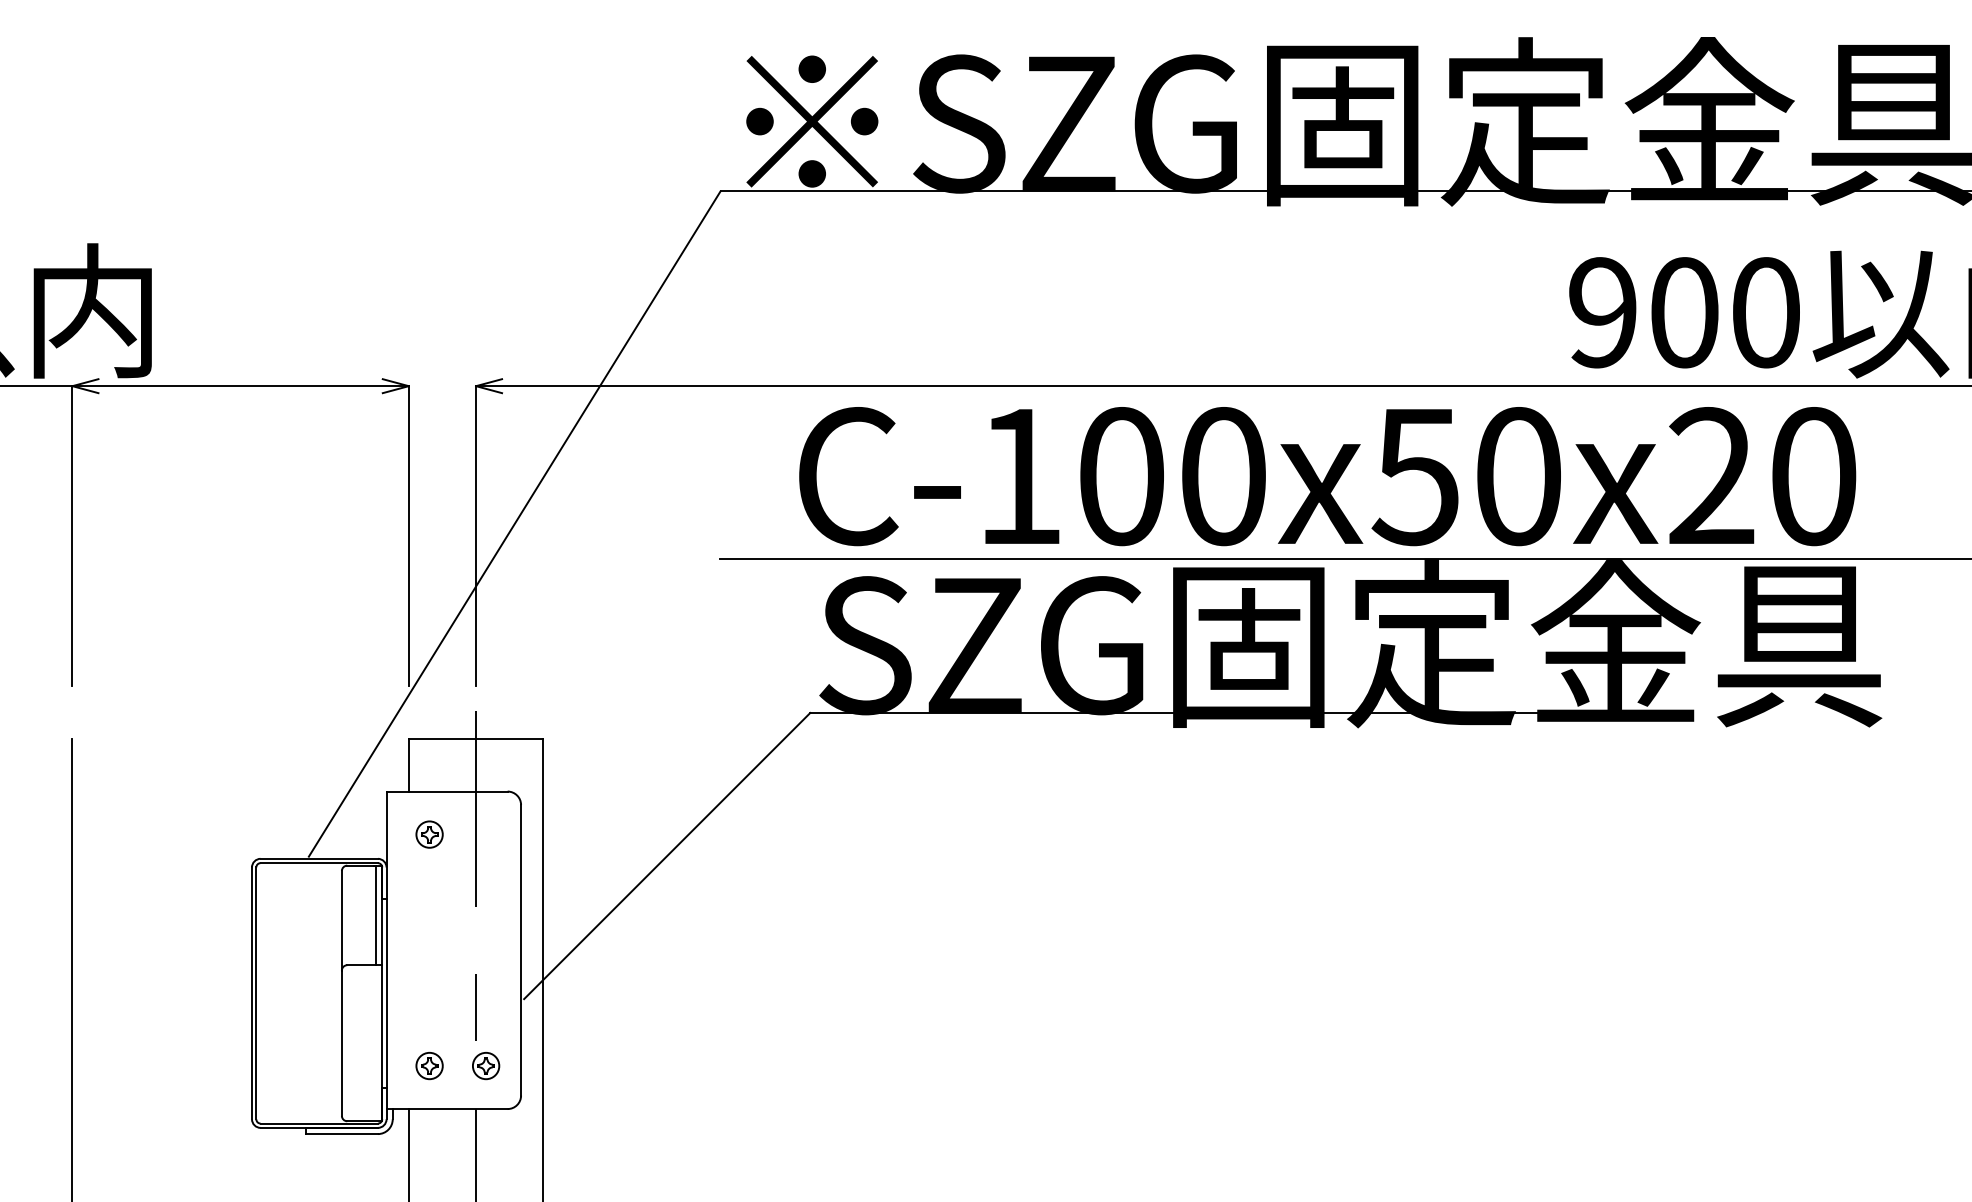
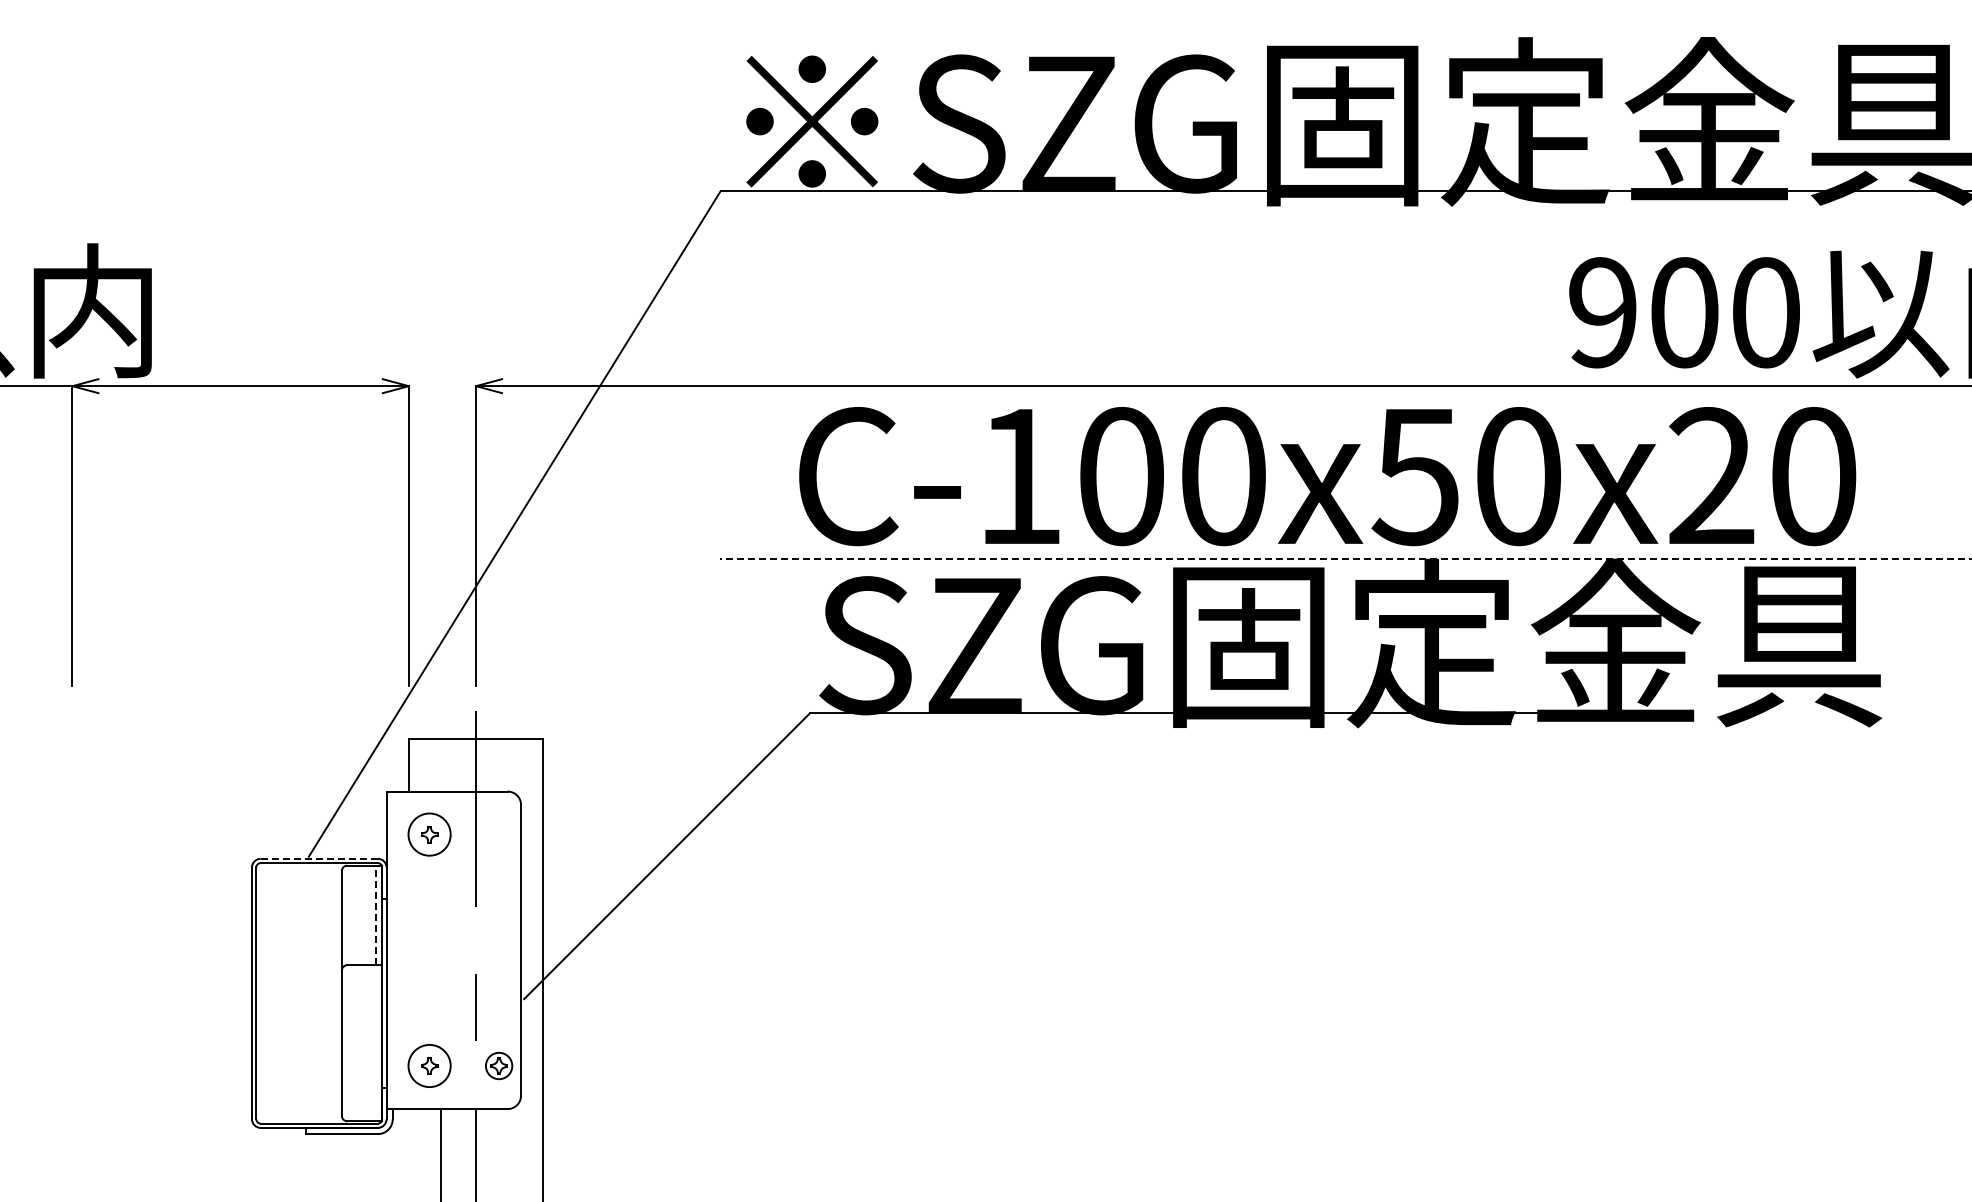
line: solid -> dashed (1345, 558)
circle diameter: 26 px -> 42 px (429, 834)
line: solid -> dashed (319, 858)
line: solid -> dashed (375, 915)
line: present -> none (72, 968)
circle diameter: 26 px -> 42 px (429, 1065)
part position: (486, 1066) -> (499, 1066) (499, 1066)
line position: (408, 1153) -> (440, 1153) (440, 1153)
